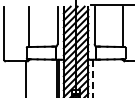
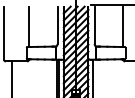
line position: (25, 77) -> (11, 77) (11, 77)
line: dashed -> solid (93, 78)
